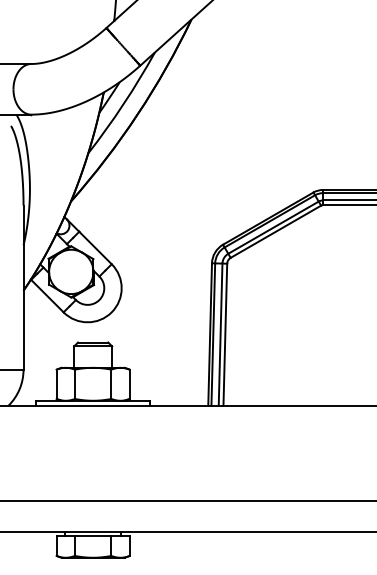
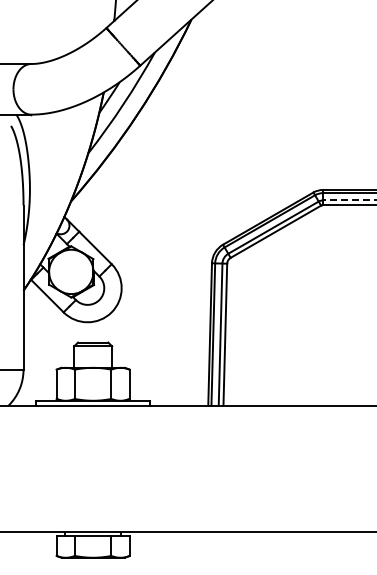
line: solid -> dashed (349, 200)
line: present -> none (187, 500)
